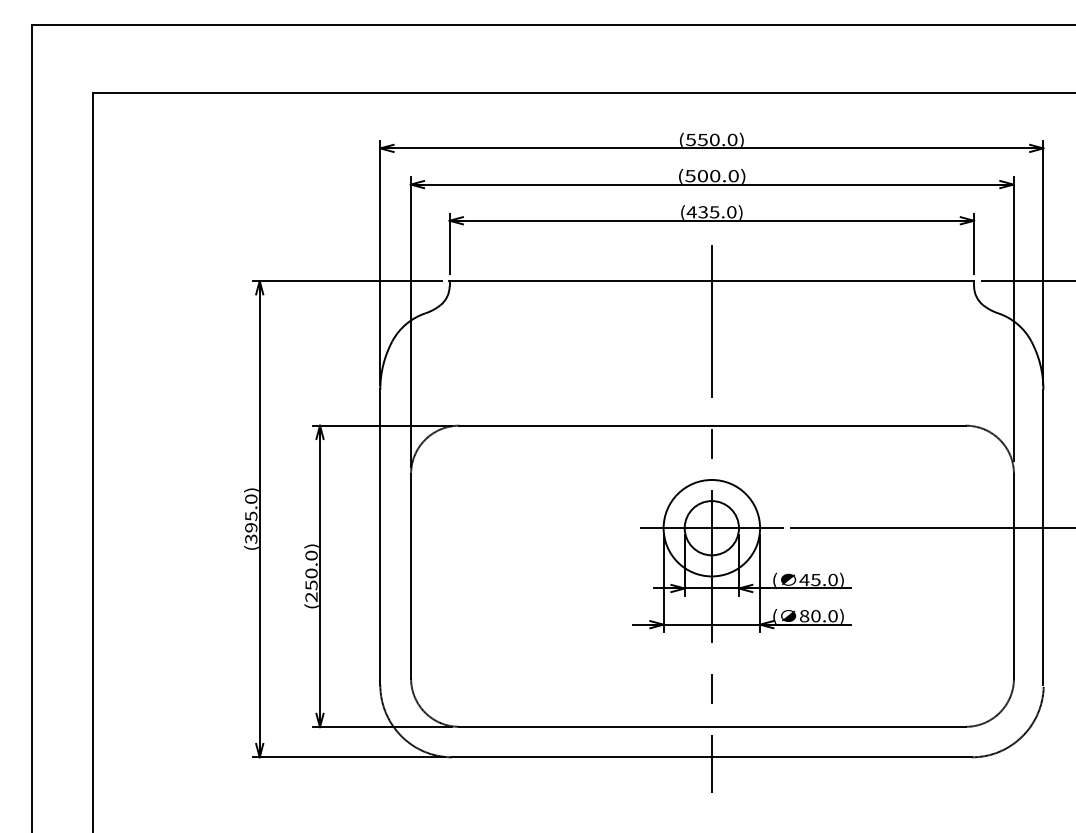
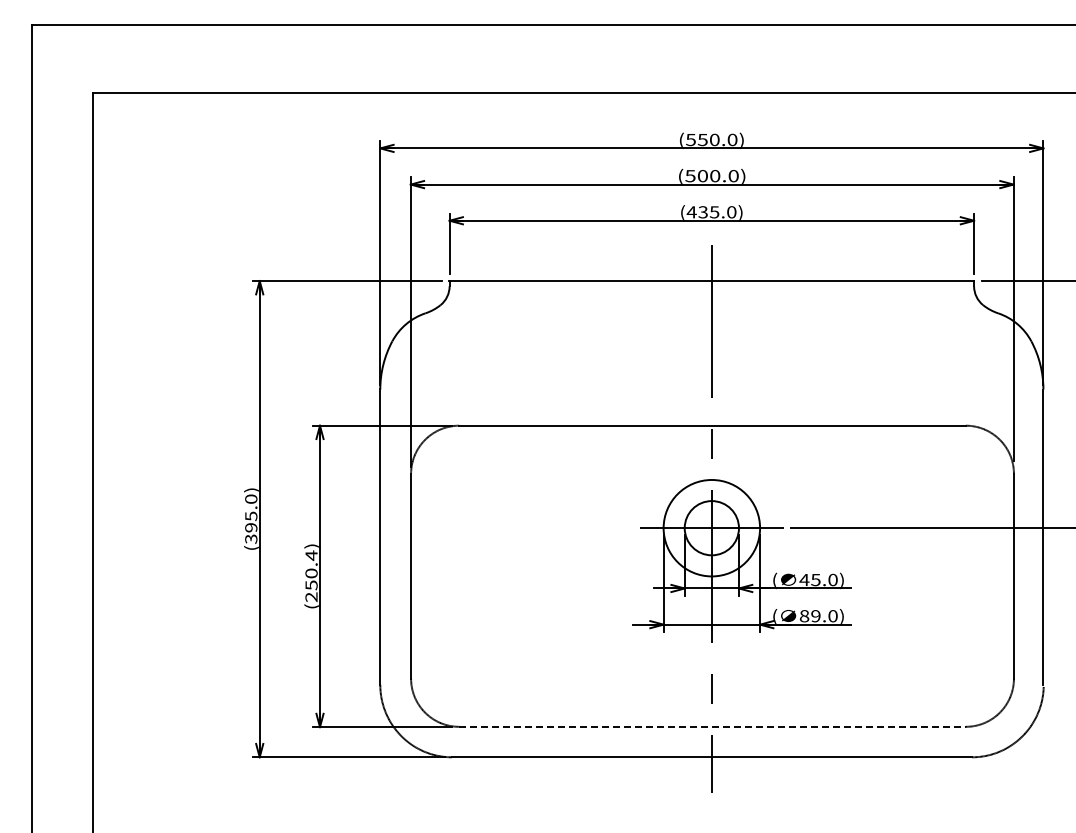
text: (250.0) -> (250.4) (311, 555)
text: 80.0) -> 89.0) (815, 616)
line: solid -> dashed (712, 727)
